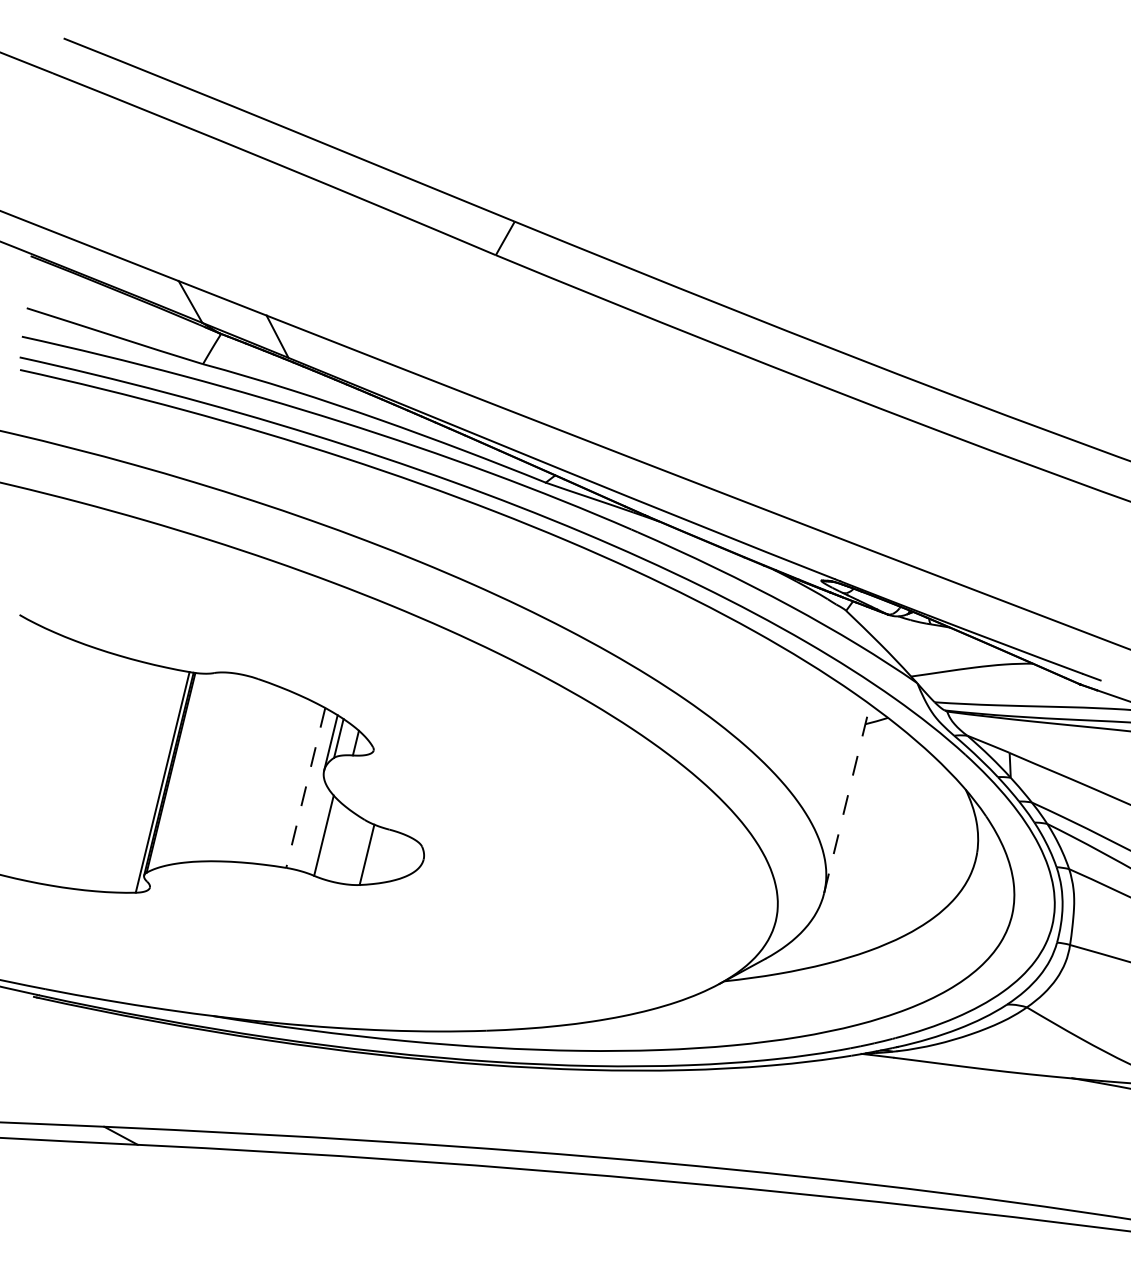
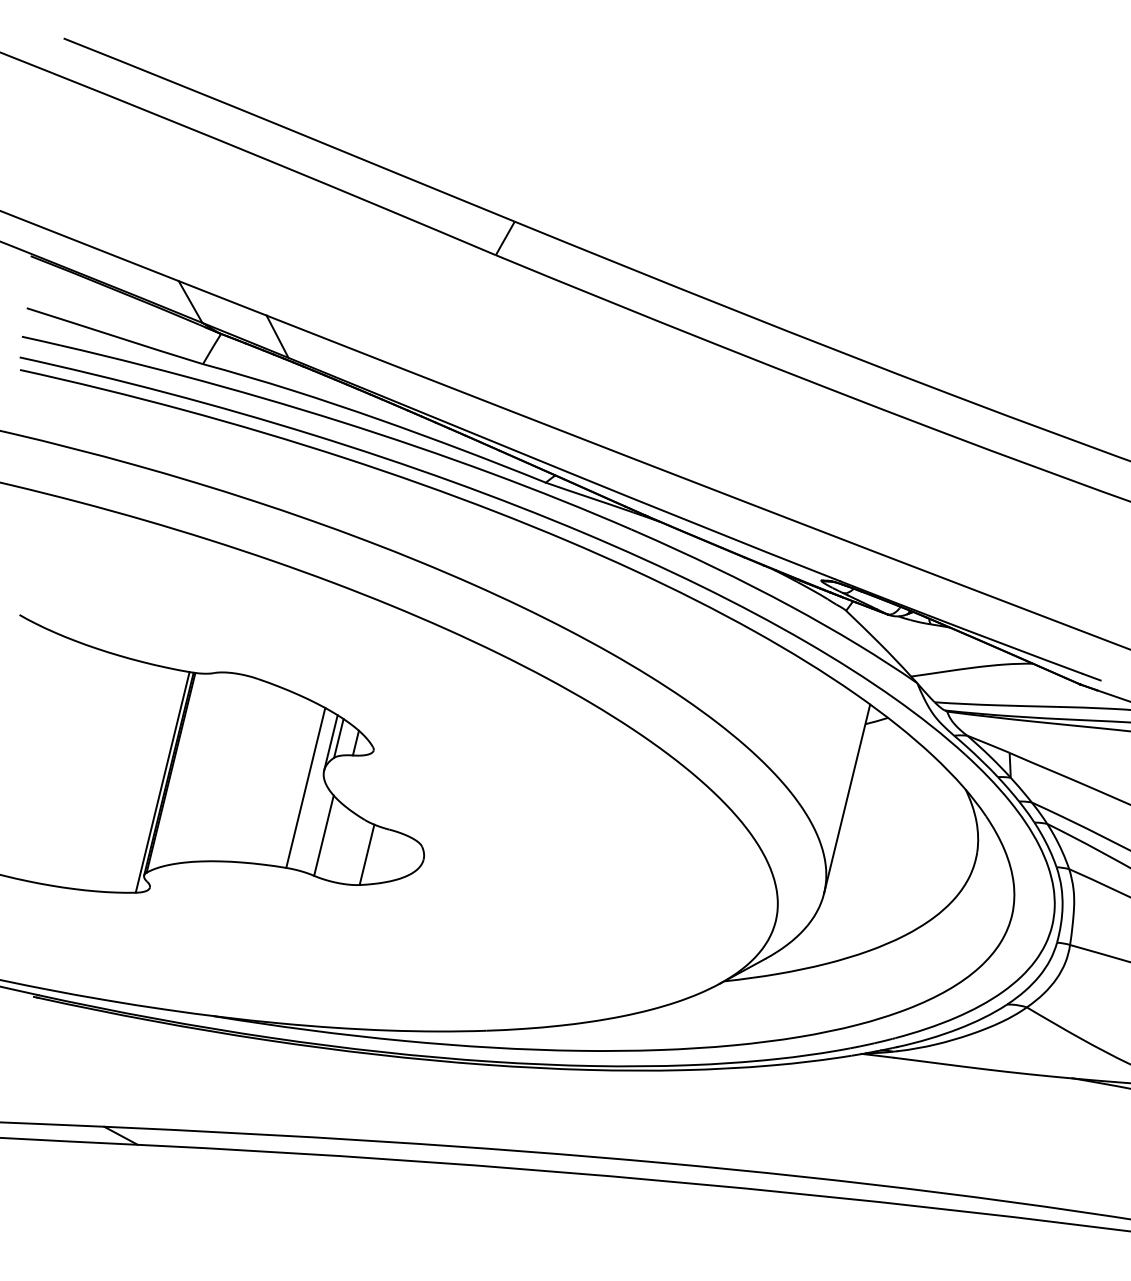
line: dashed -> solid (305, 788)
line: dashed -> solid (847, 798)
